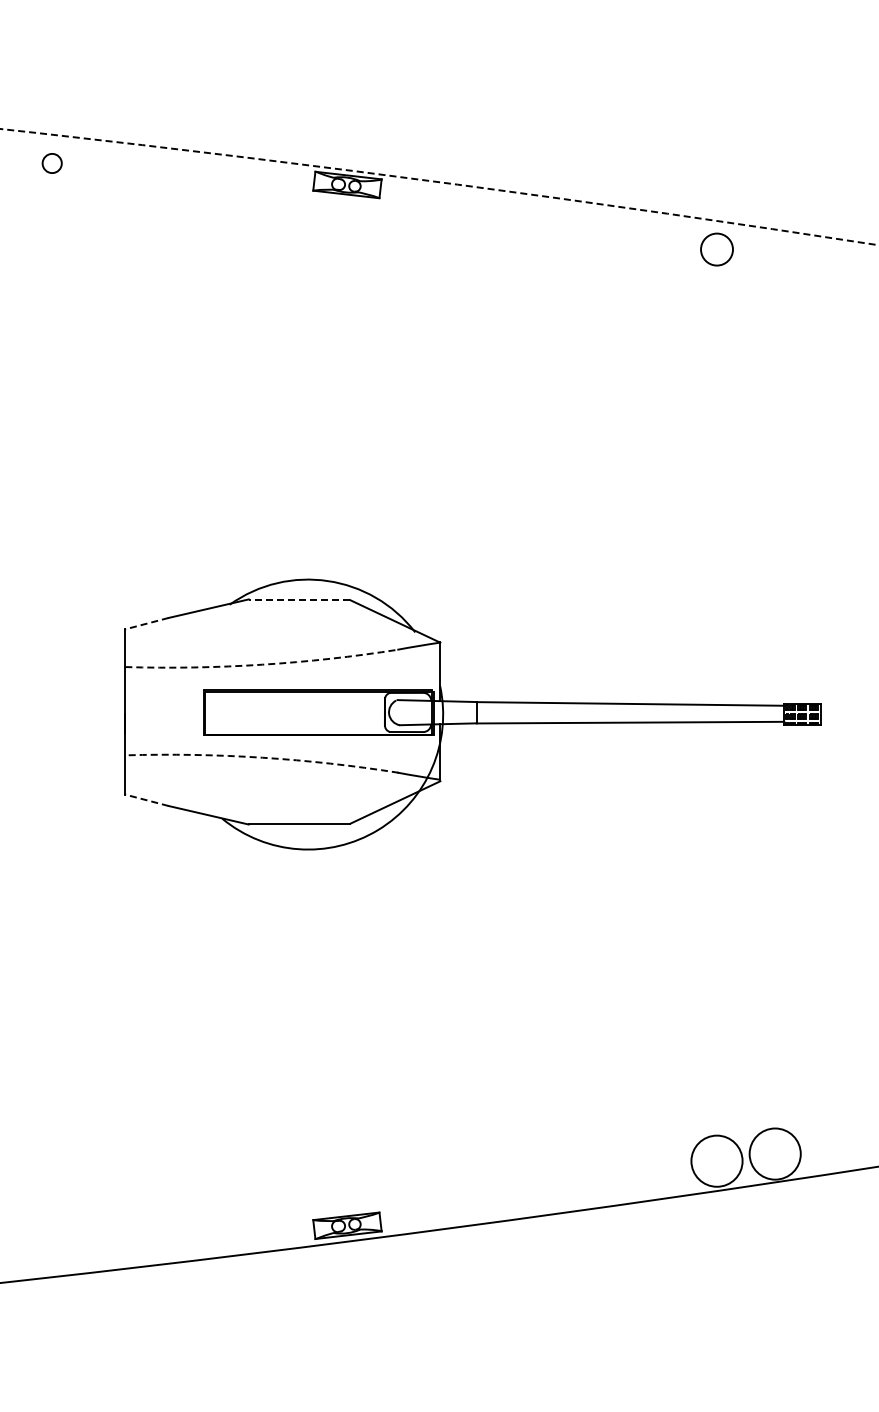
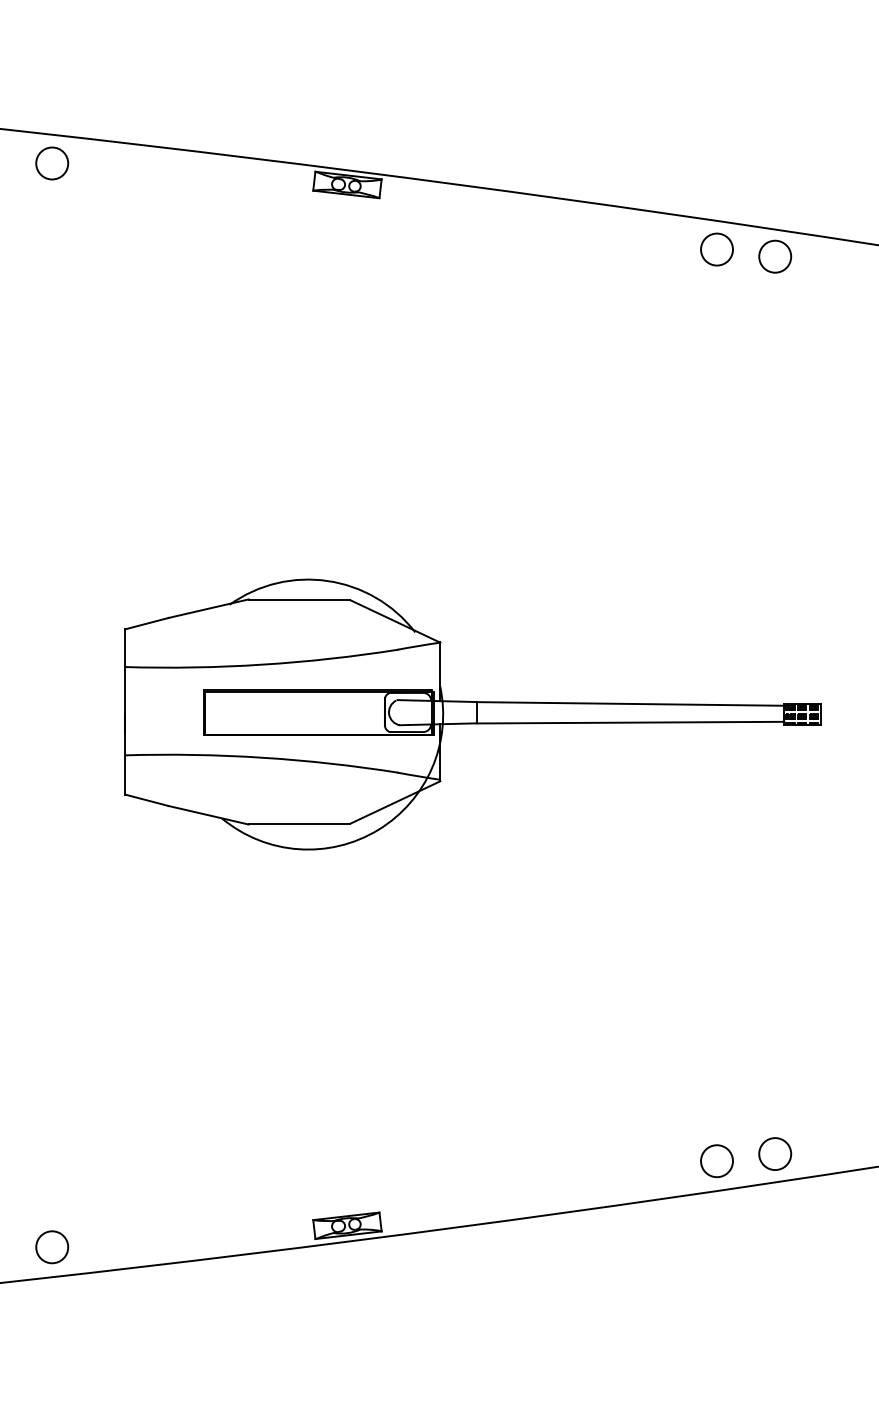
circle diameter: 19 px -> 32 px (52, 163)
arc: dashed -> solid (439, 182)
circle: none -> present (775, 256)
line: dashed -> solid (299, 600)
line: dashed -> solid (146, 623)
arc: dashed -> solid (262, 664)
arc: dashed -> solid (262, 757)
line: dashed -> solid (146, 800)
circle diameter: 51 px -> 32 px (775, 1154)
circle diameter: 51 px -> 32 px (716, 1161)
circle: none -> present (52, 1247)
